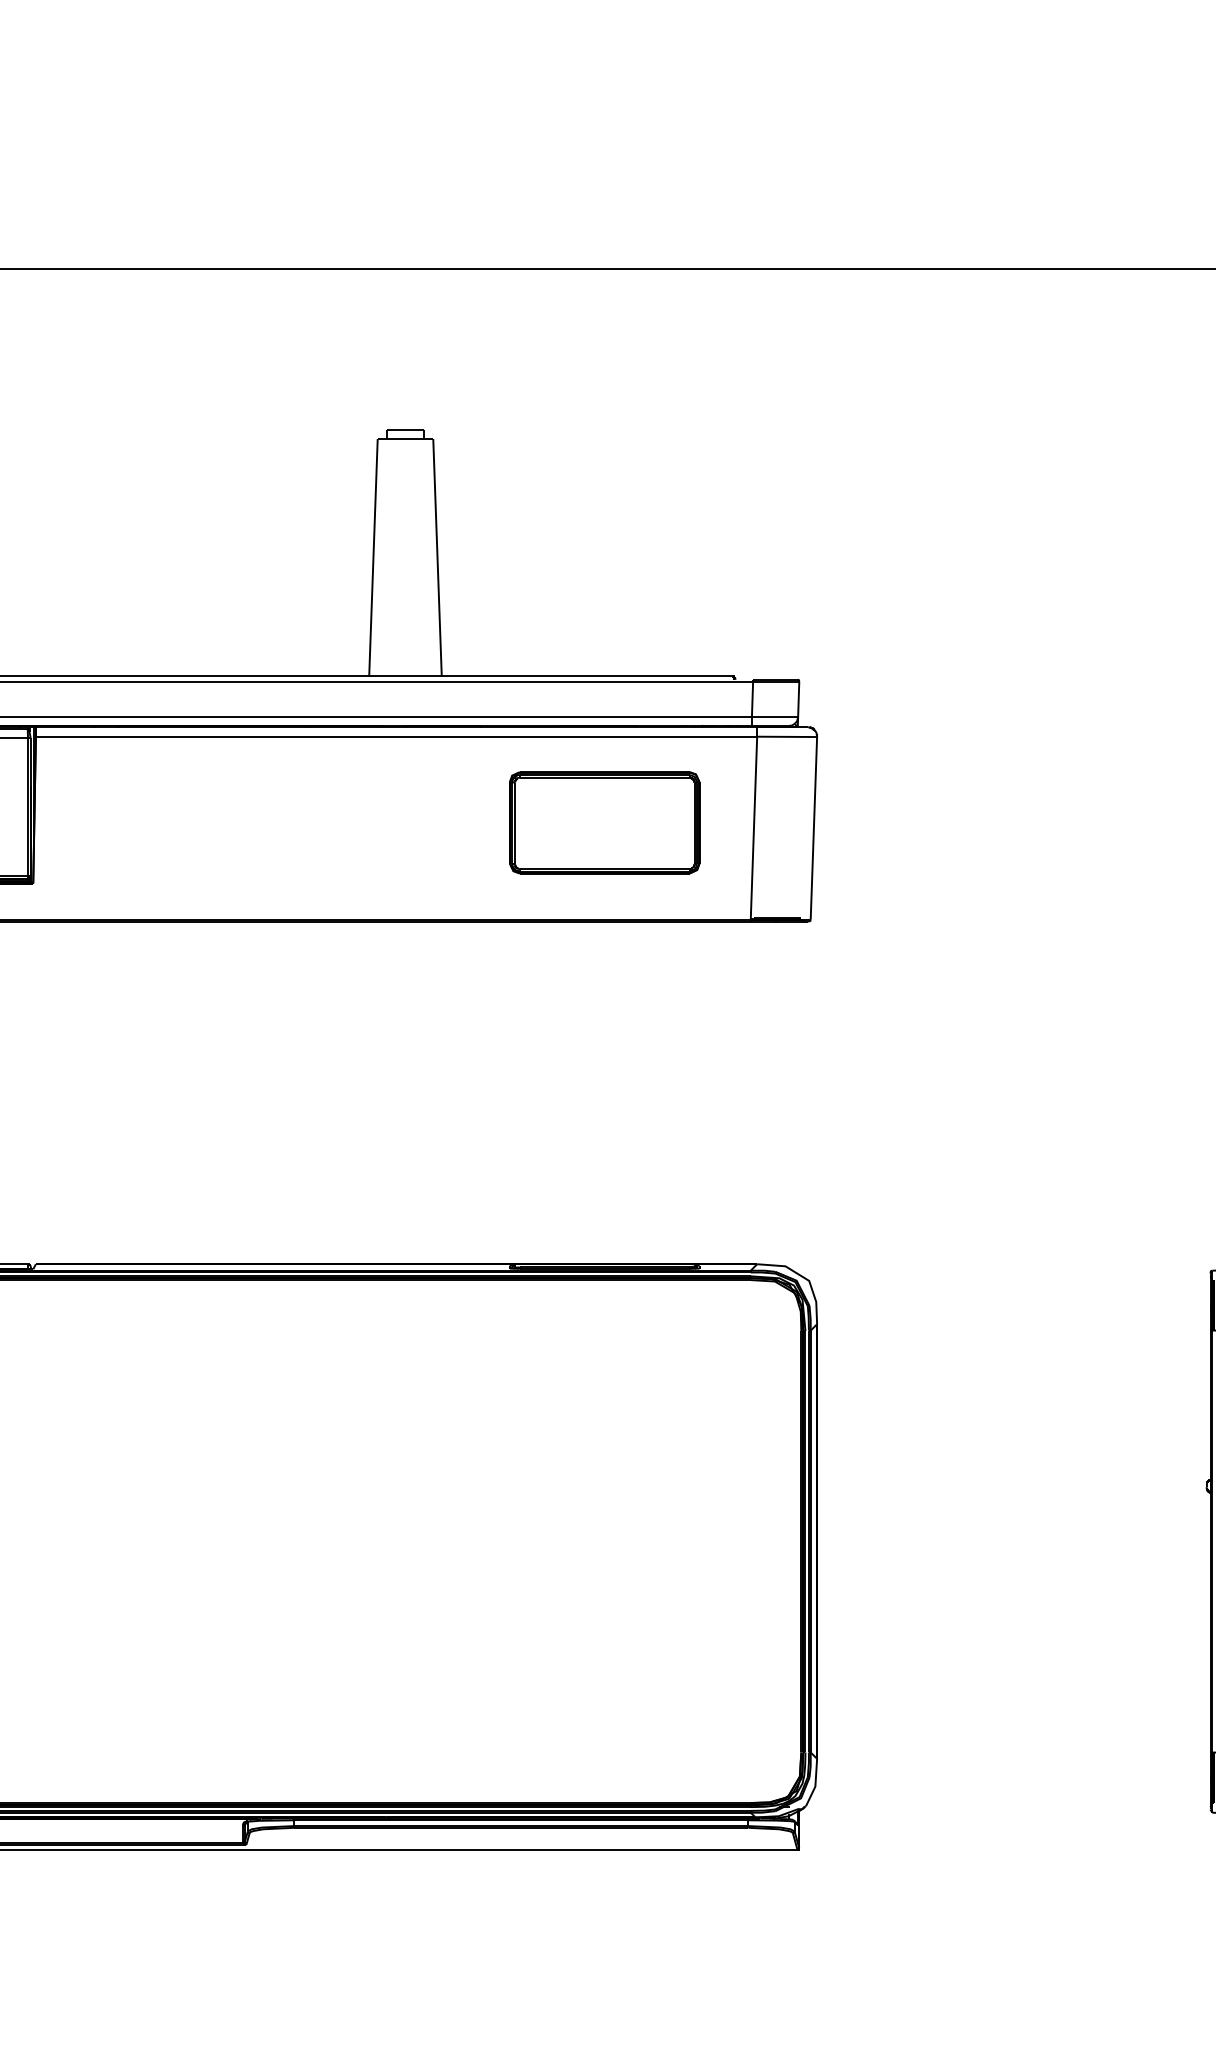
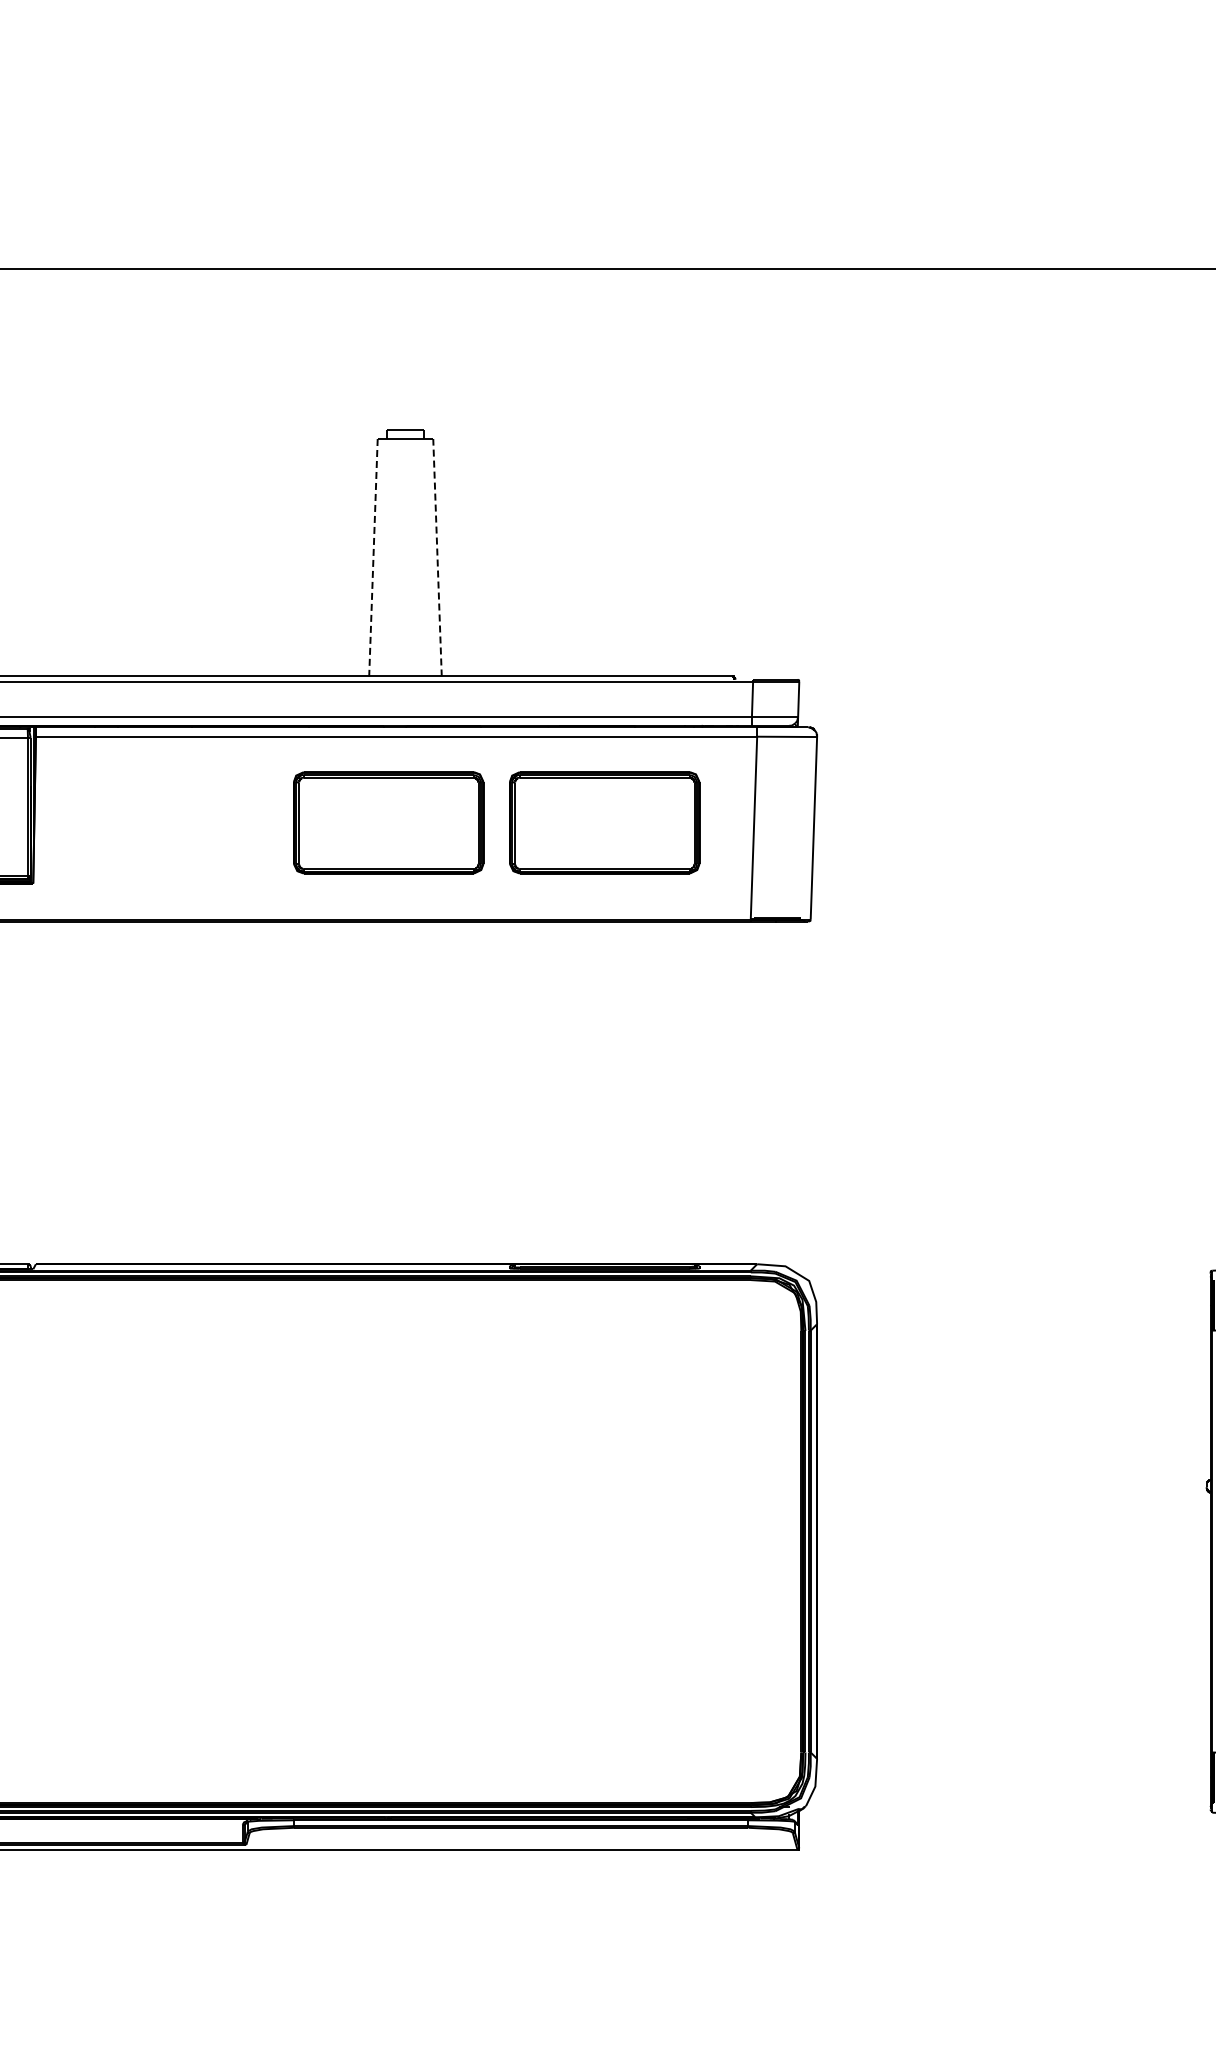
line: solid -> dashed (373, 557)
line: solid -> dashed (437, 557)
part: none -> present (388, 822)
